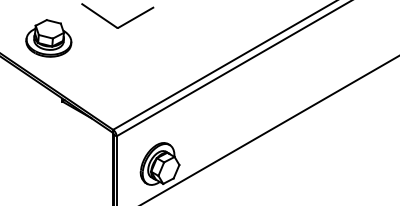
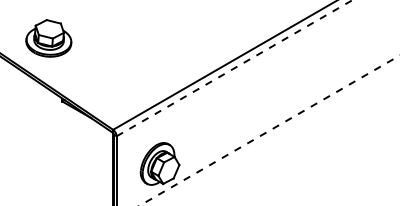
part: present -> none (111, 22)
line: solid -> dashed (234, 68)
line: solid -> dashed (270, 130)
